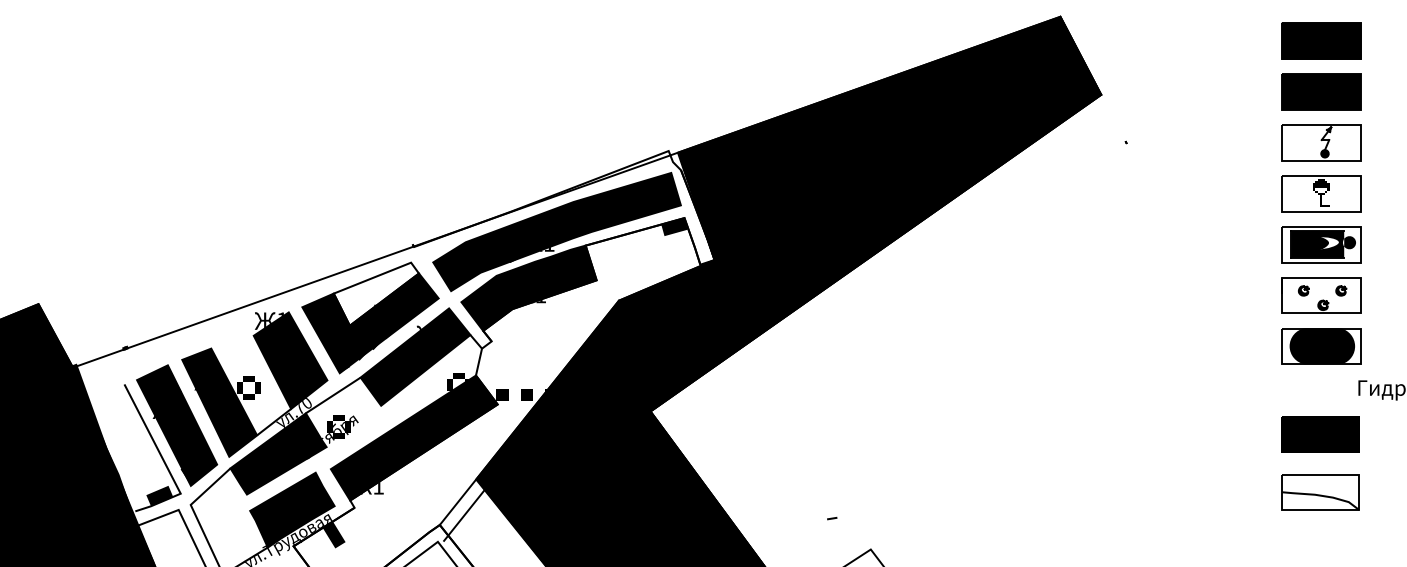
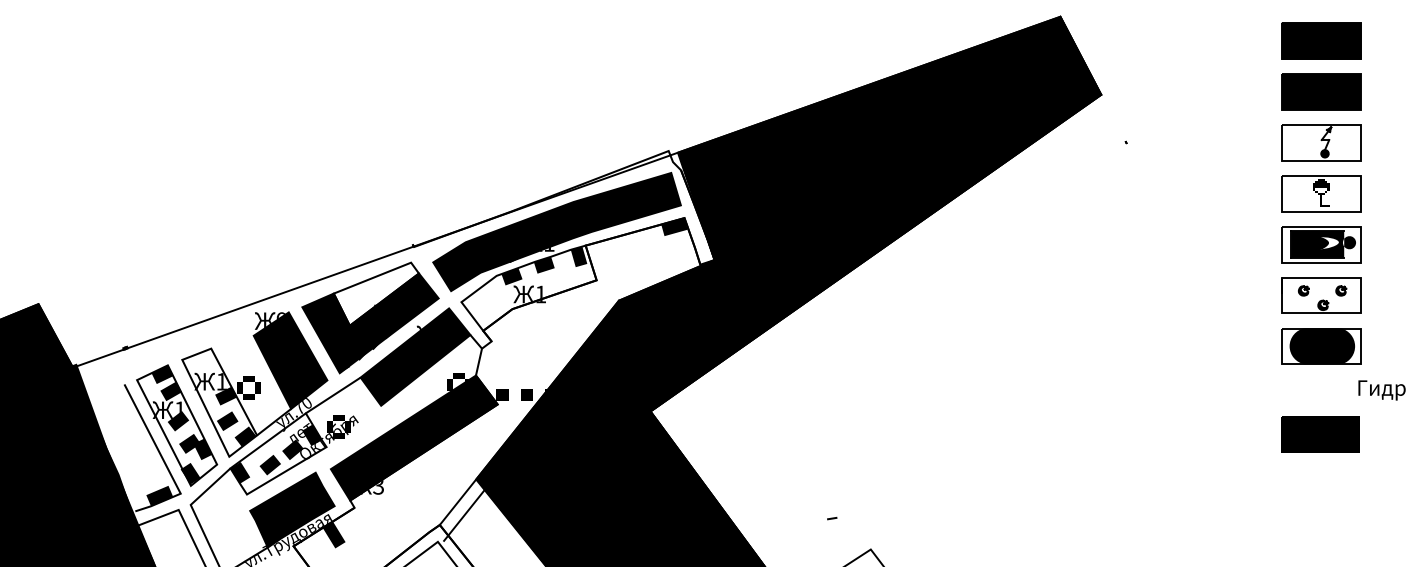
fill: present -> none (528, 287)
text: 1 -> 9 (280, 315)
fill: present -> none (219, 402)
fill: present -> none (177, 425)
fill: present -> none (278, 453)
text: 1 -> 3 (378, 487)
part: present -> none (1320, 492)
